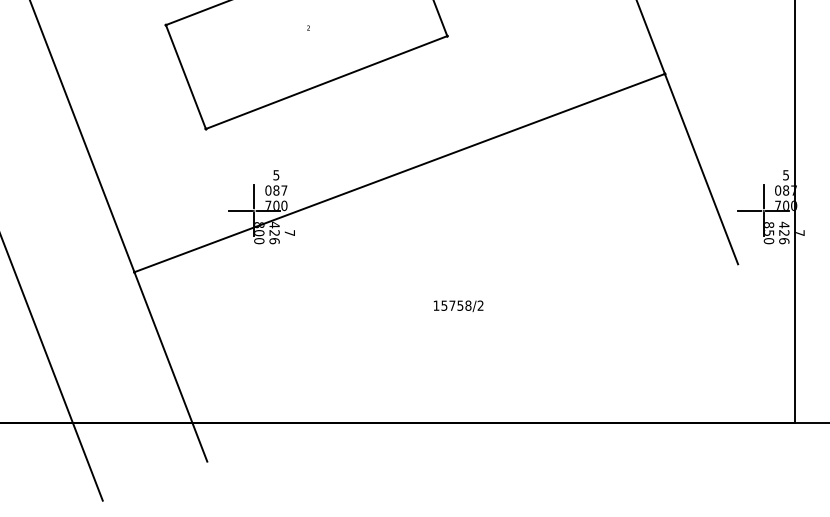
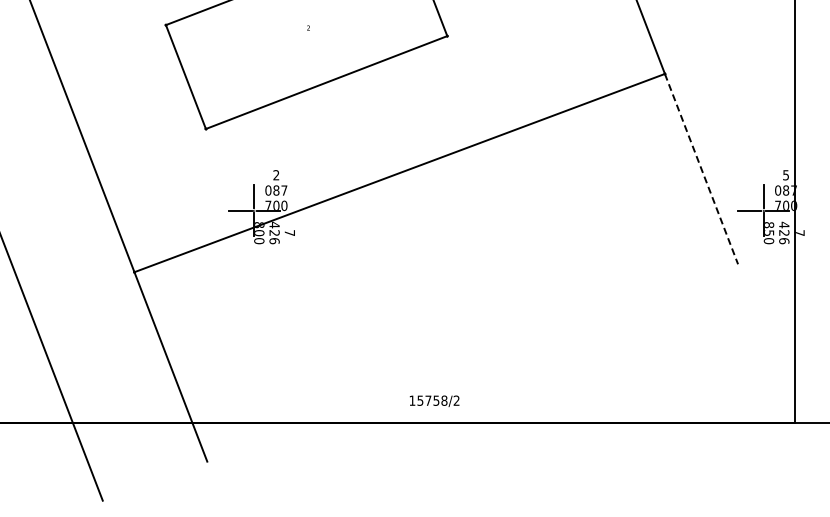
line: solid -> dashed (701, 169)
text: 5 -> 2 (276, 175)
text position: (458, 305) -> (434, 400) (434, 400)
